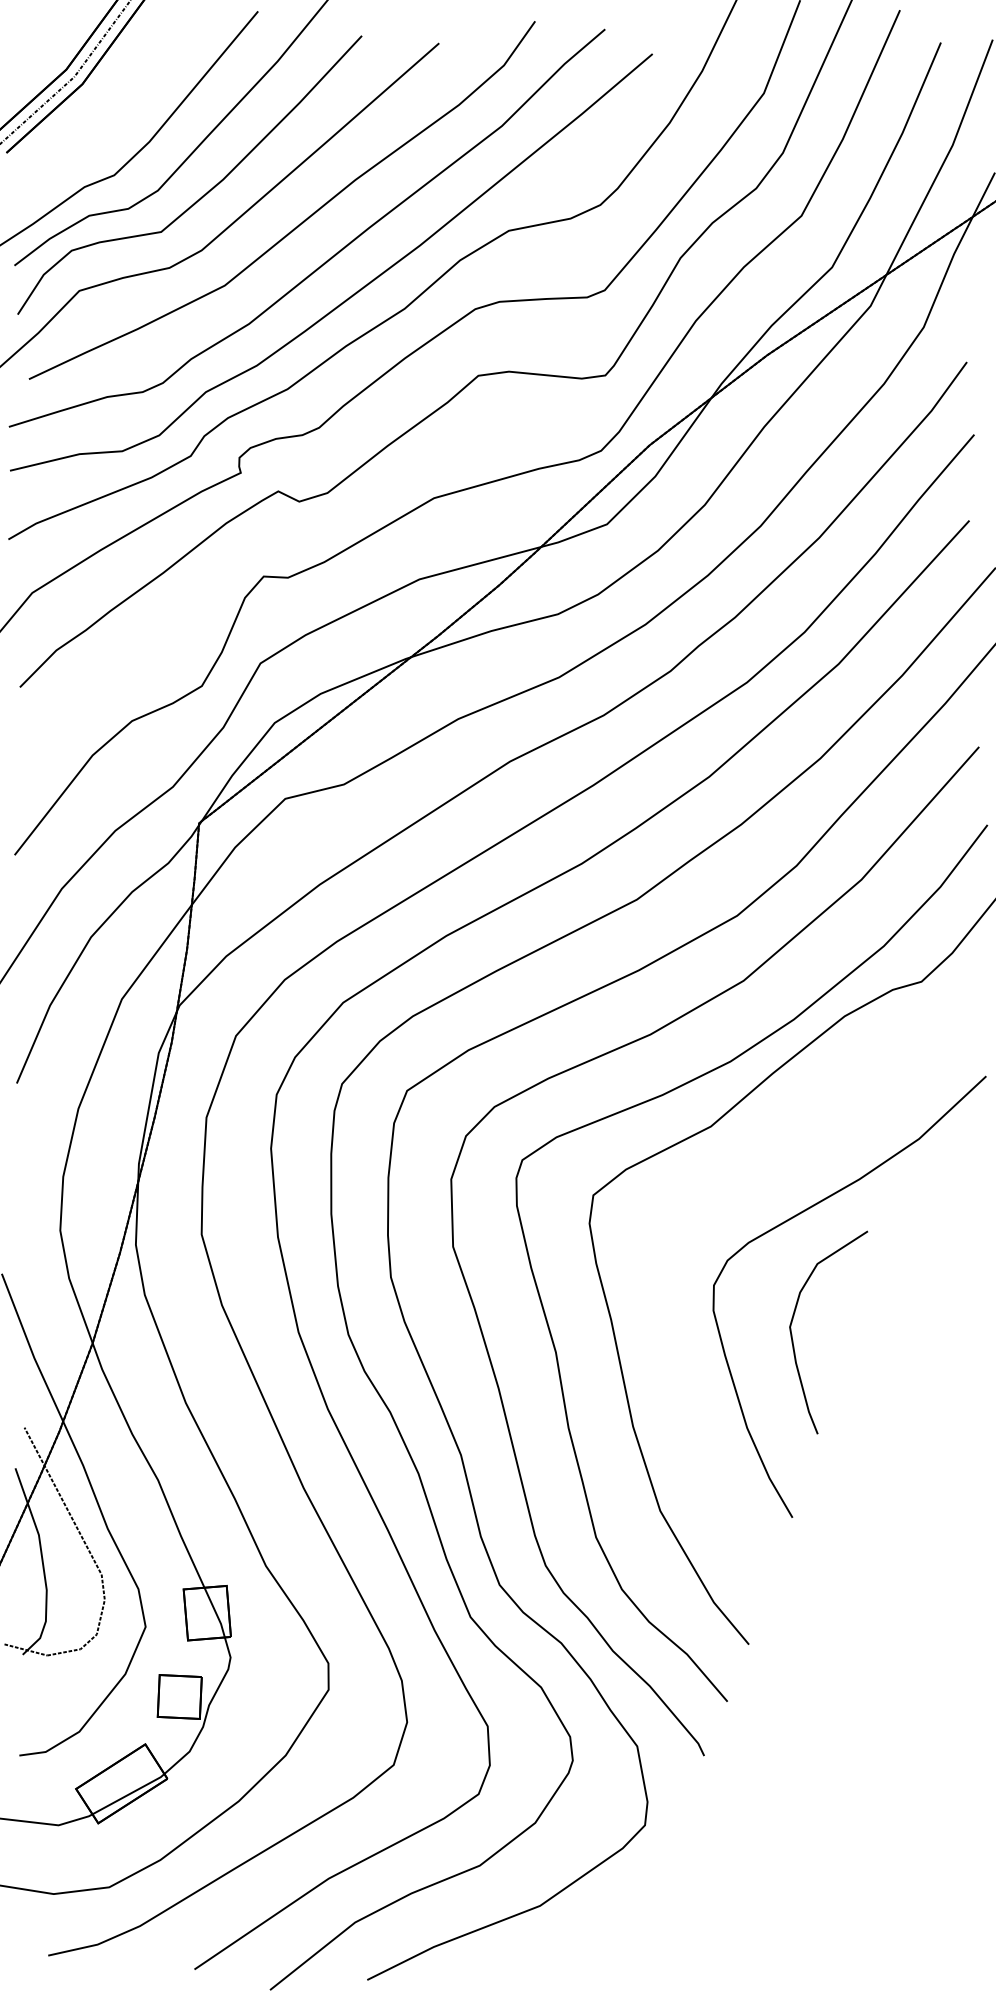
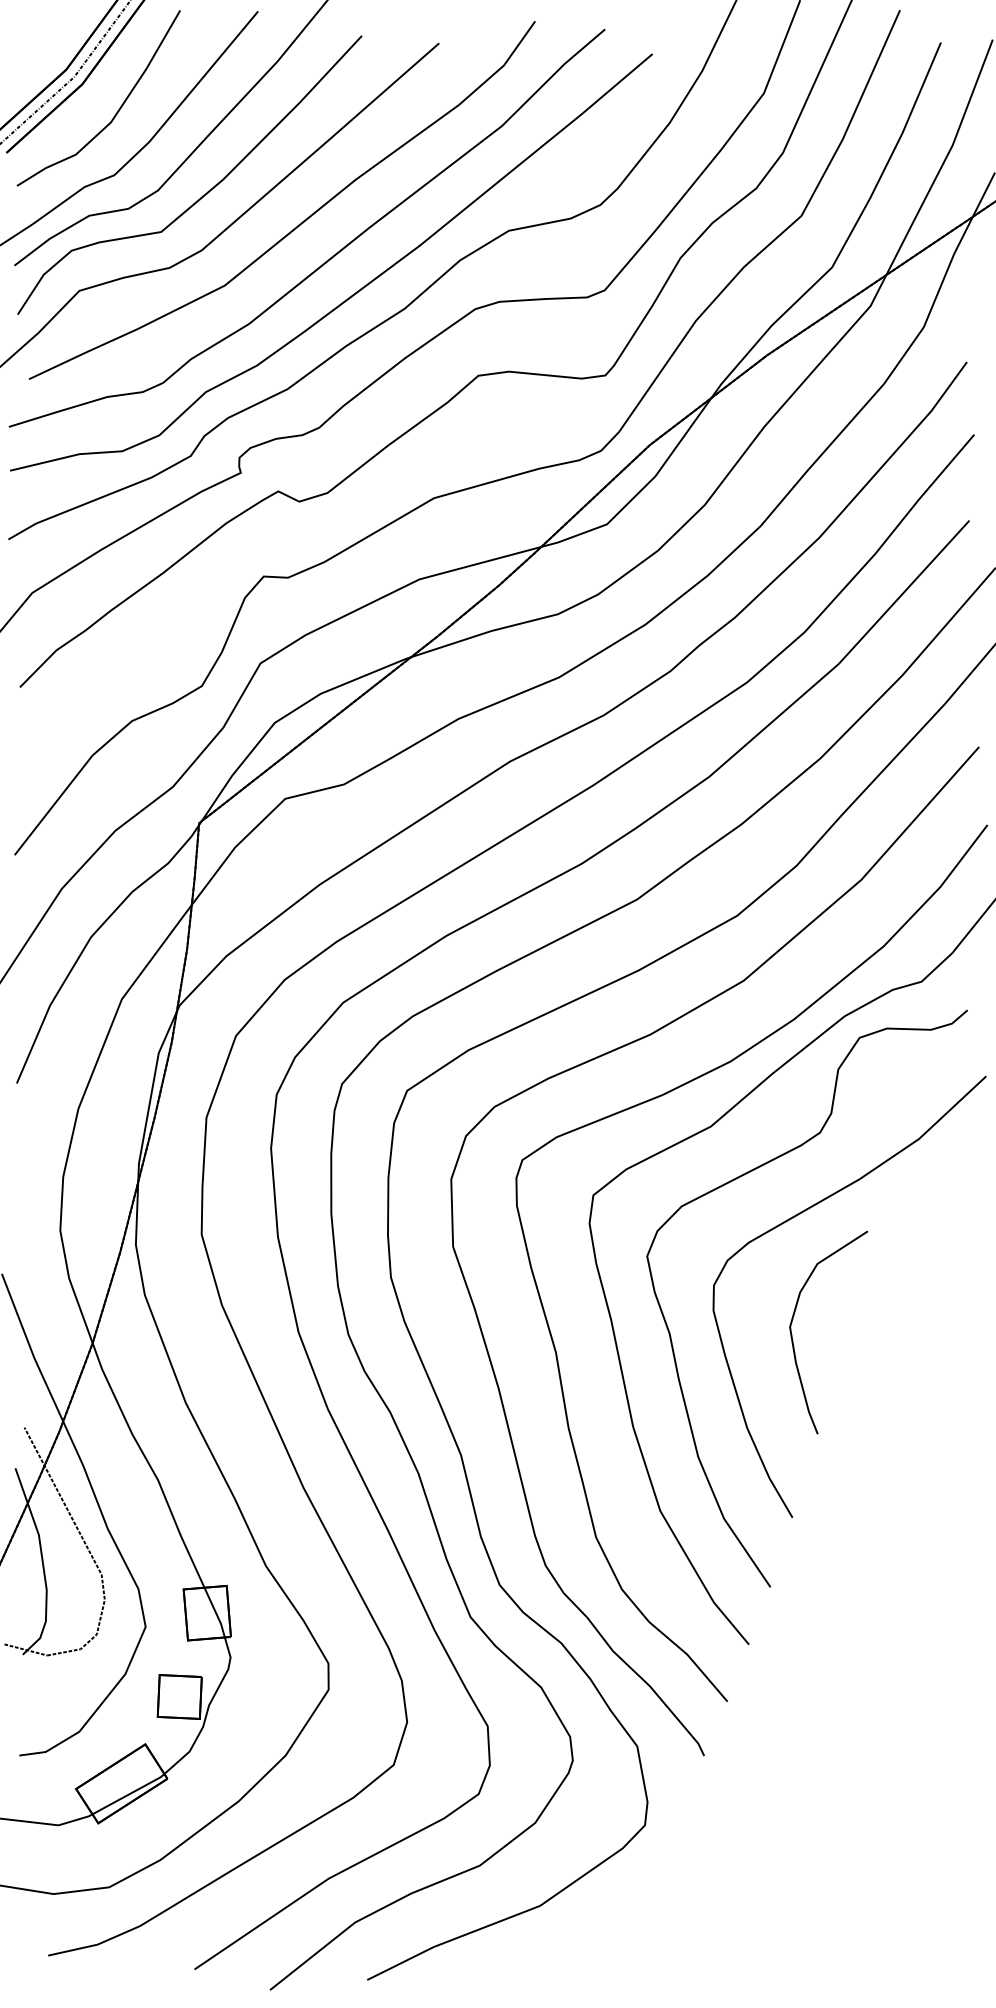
curve: none -> present (117, 110)
curve: none -> present (744, 1175)
